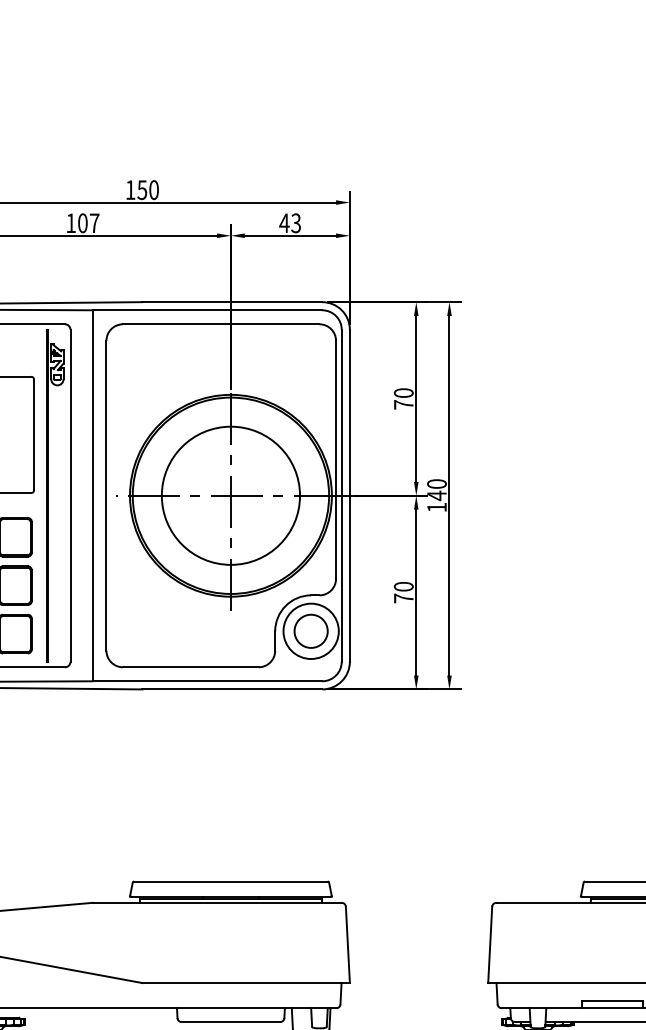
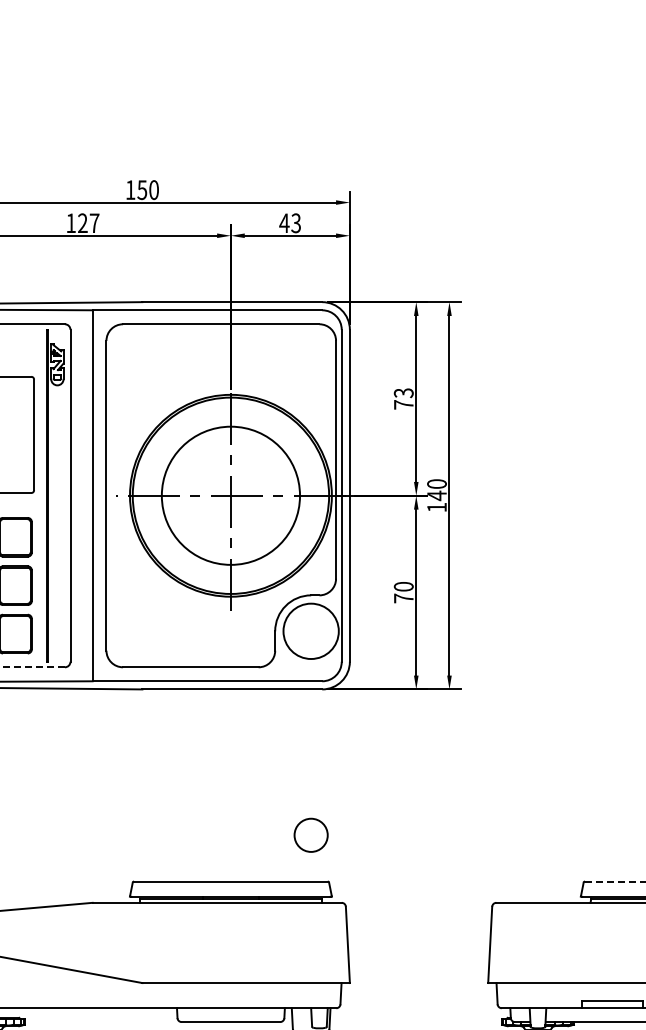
text: 107 -> 127 (82, 223)
text: 70 -> 73 (403, 393)
circle position: (310, 630) -> (310, 834) (310, 834)
line: solid -> dashed (32, 667)
line: solid -> dashed (614, 881)
